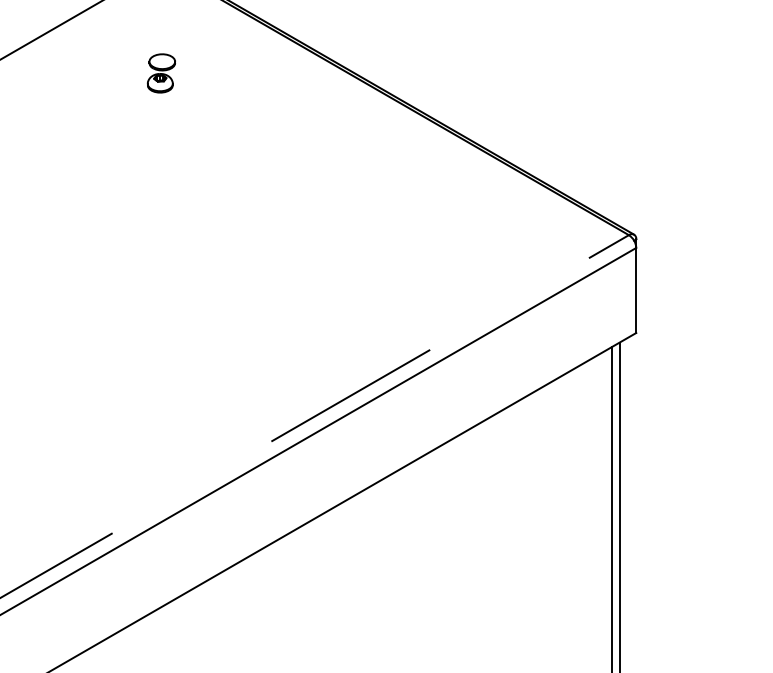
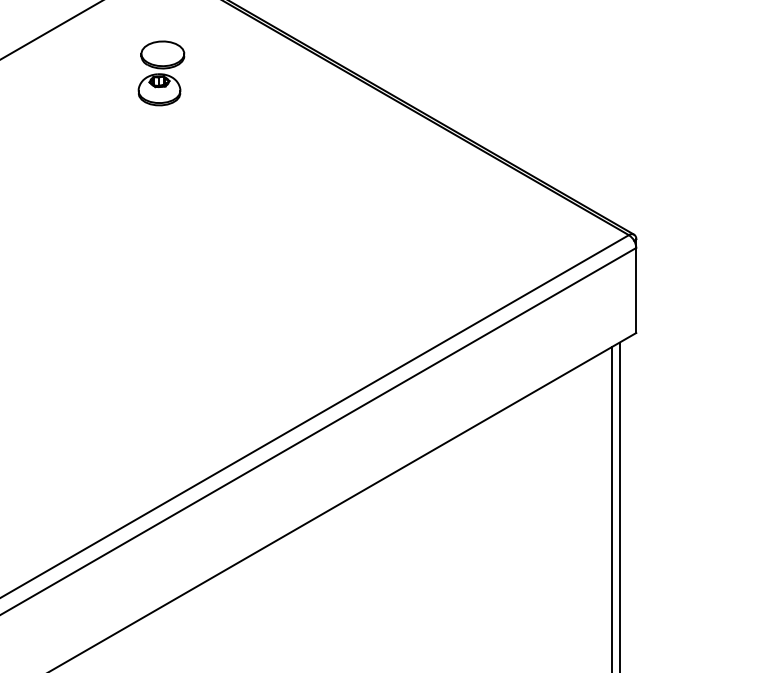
part size: 30x41 px -> 49x67 px (161, 73)
line: dashed -> solid (314, 416)
